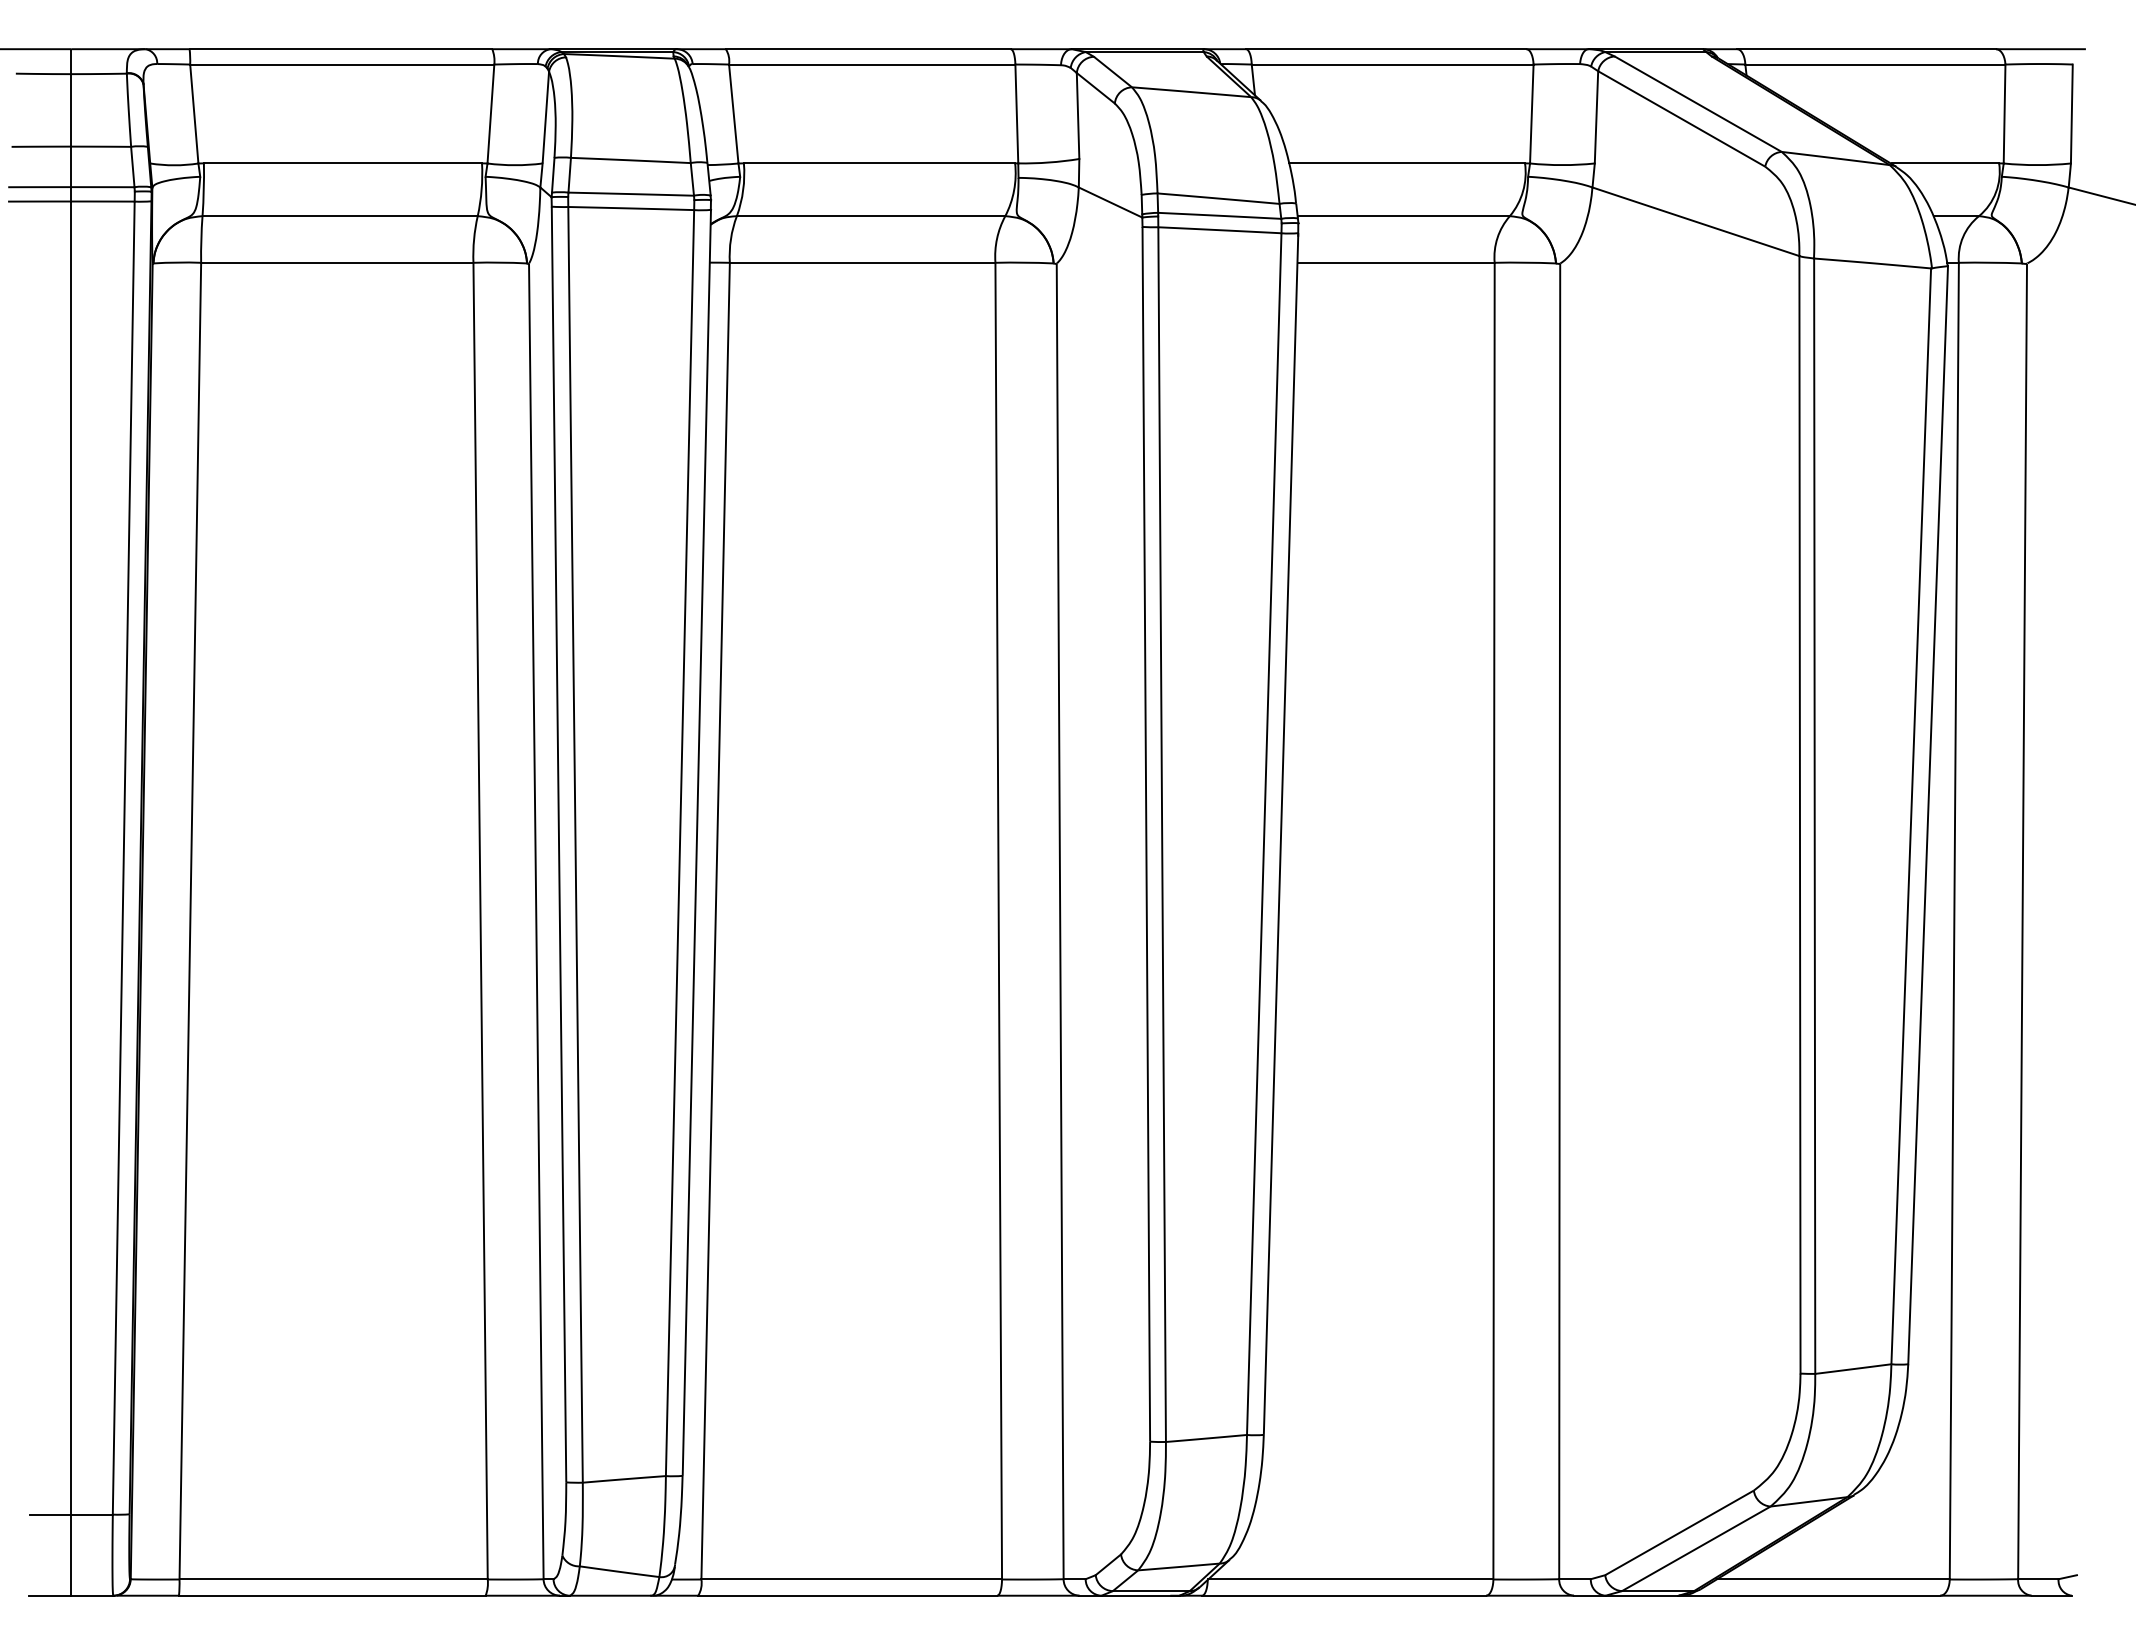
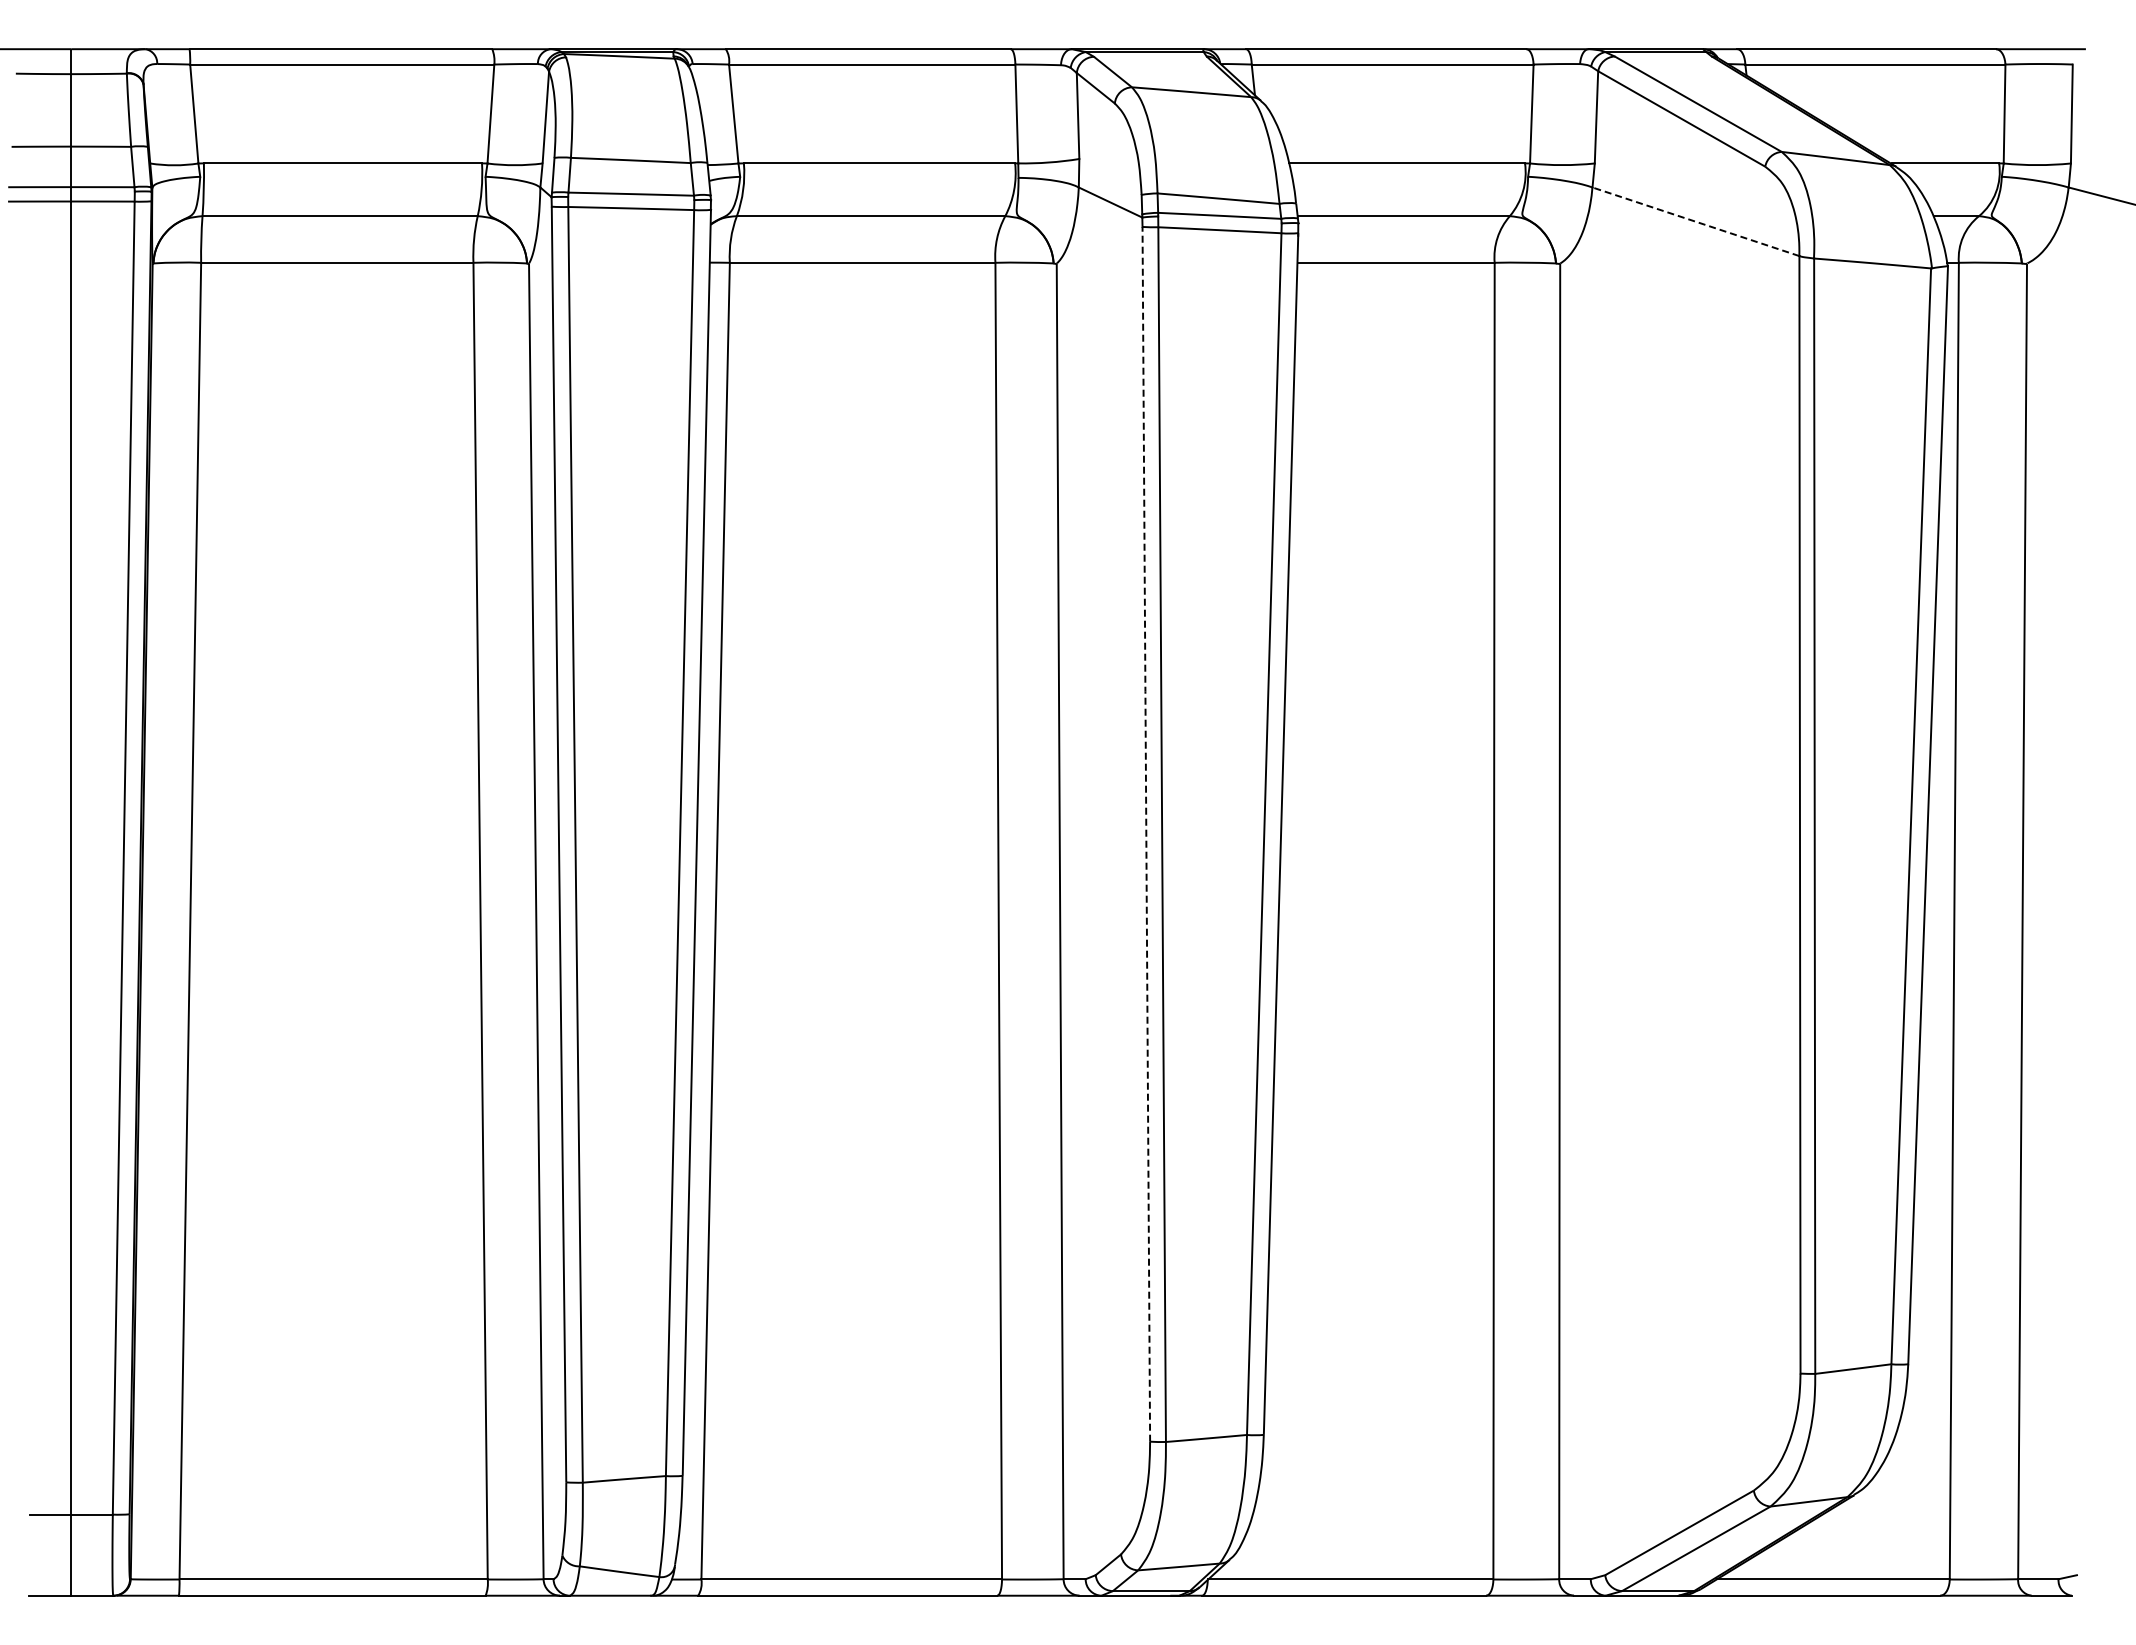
line: solid -> dashed (1695, 221)
line: solid -> dashed (1146, 833)
